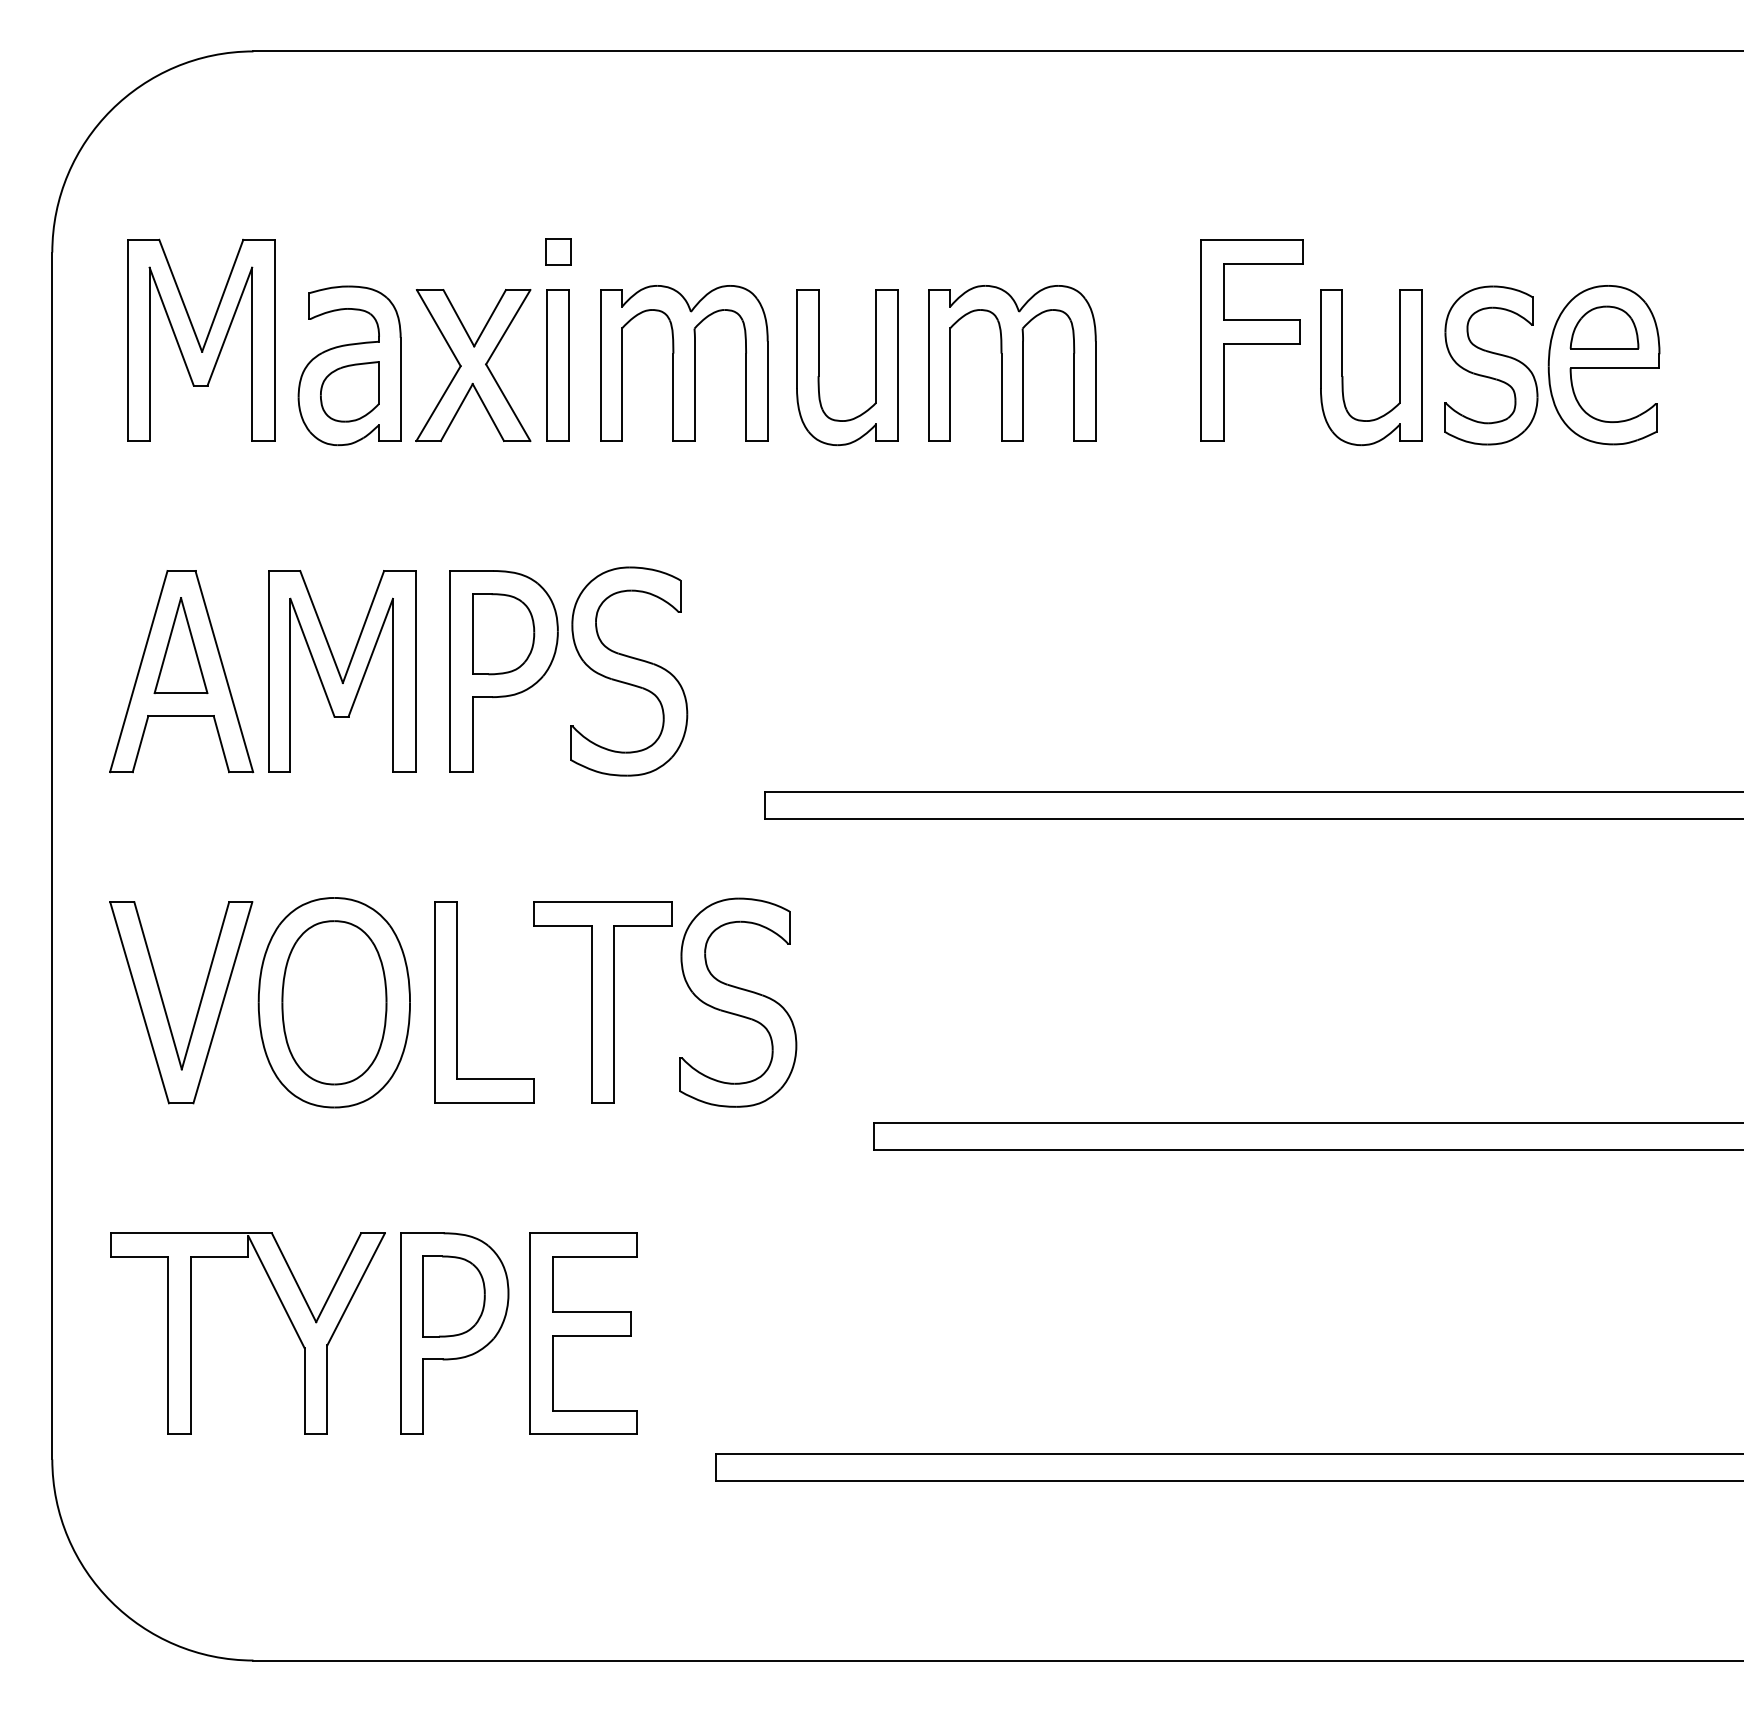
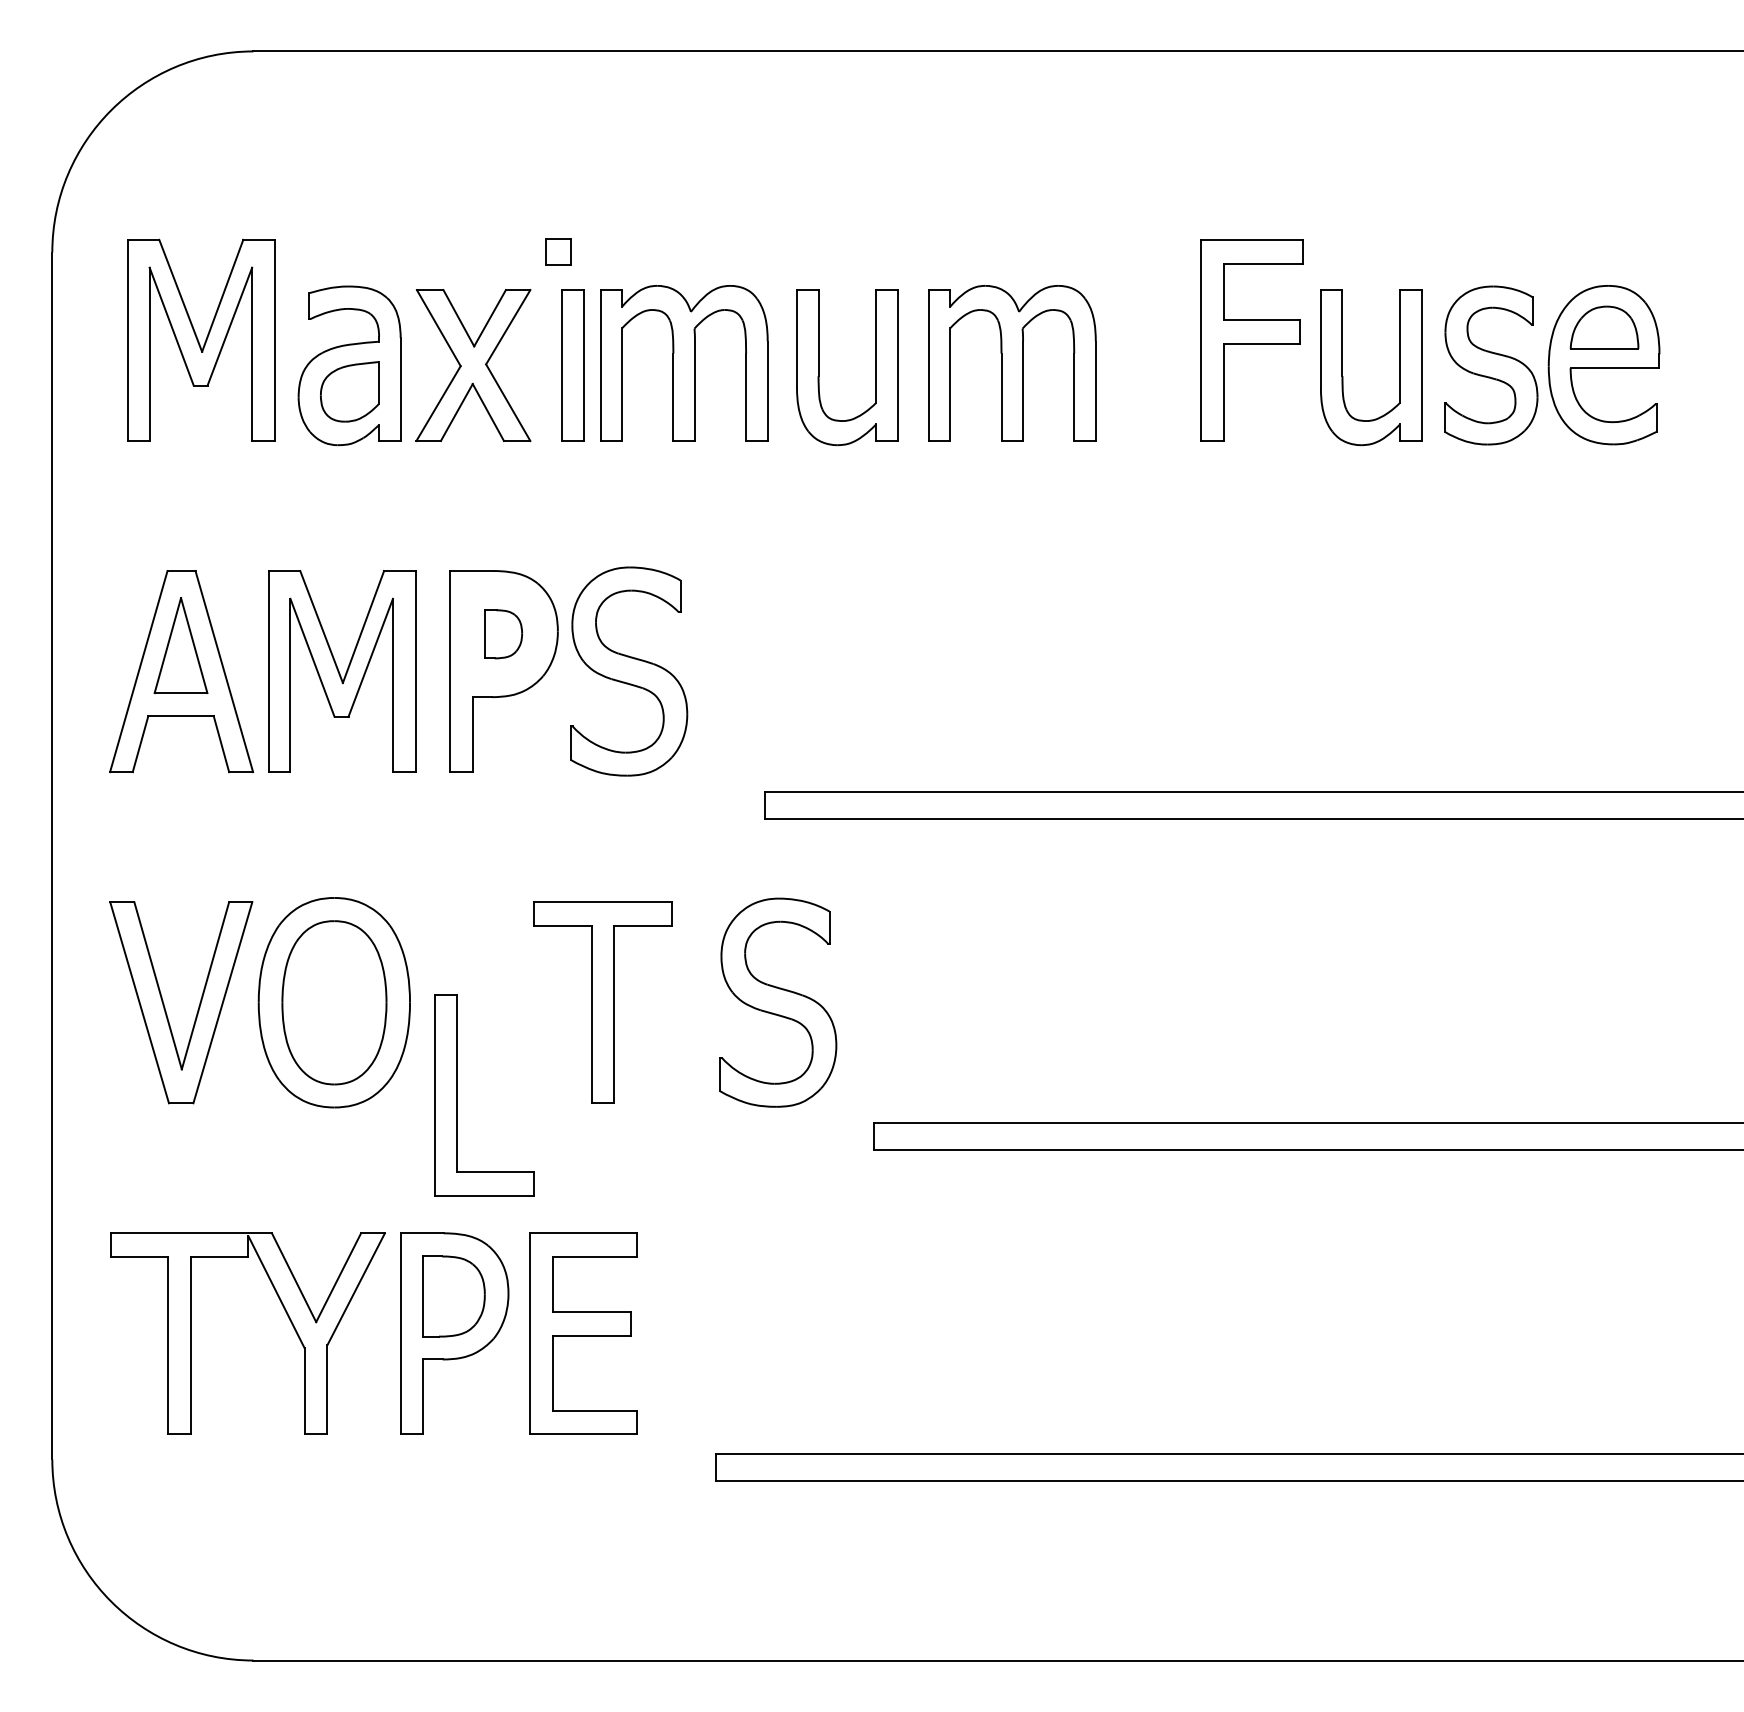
part position: (557, 365) -> (572, 365) (572, 365)
part size: 64x83 px -> 39x51 px (503, 634)
part position: (457, 1002) -> (457, 1095) (457, 1095)
part position: (738, 1002) -> (778, 1002) (778, 1002)
